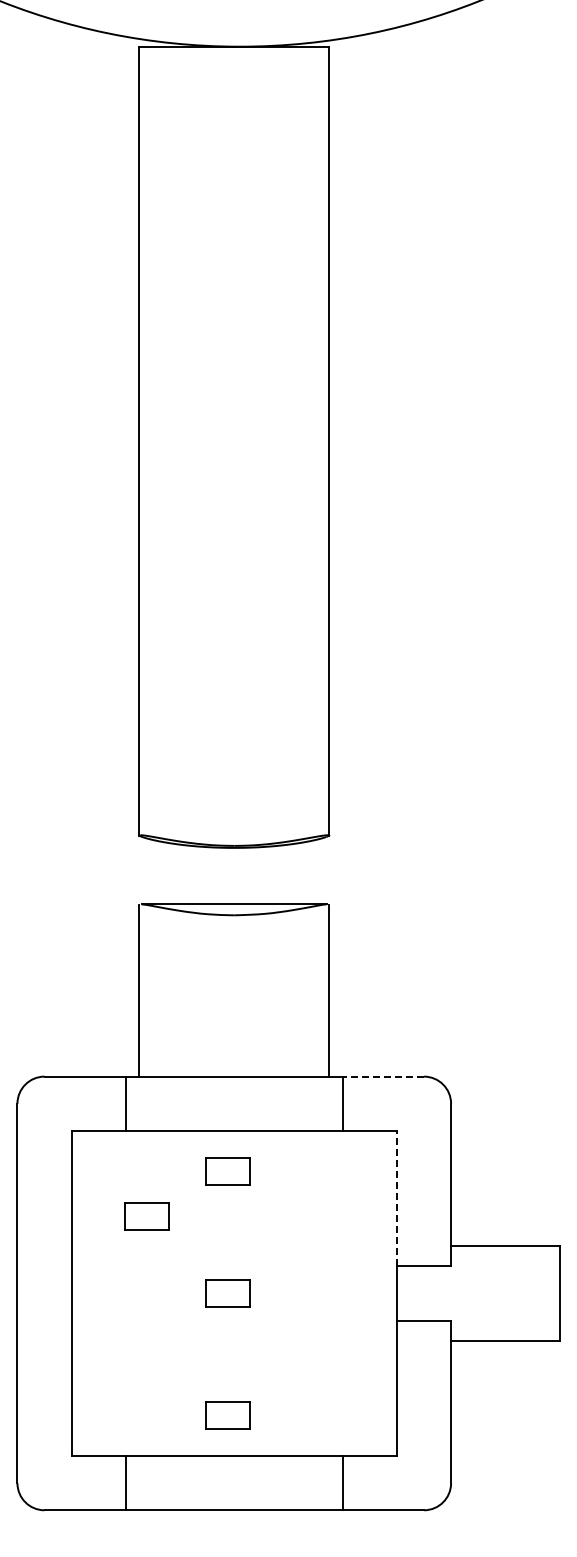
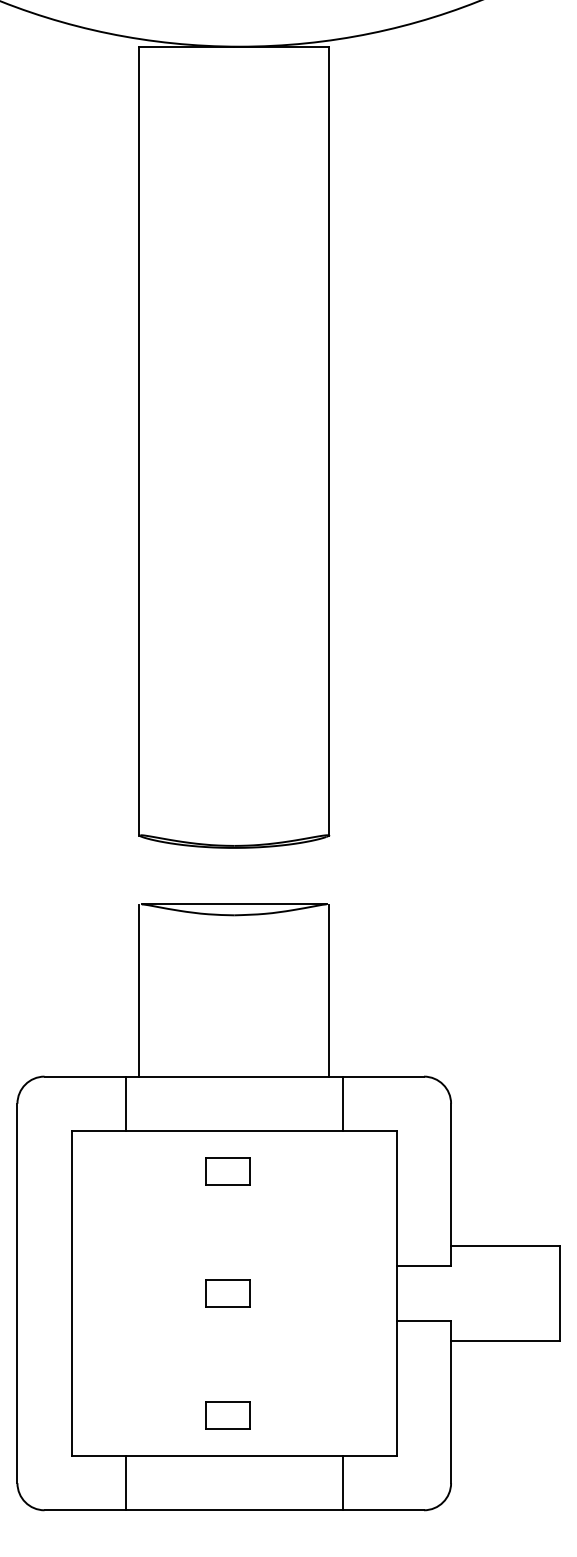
line: dashed -> solid (383, 1076)
line: dashed -> solid (396, 1198)
part: present -> none (146, 1216)
